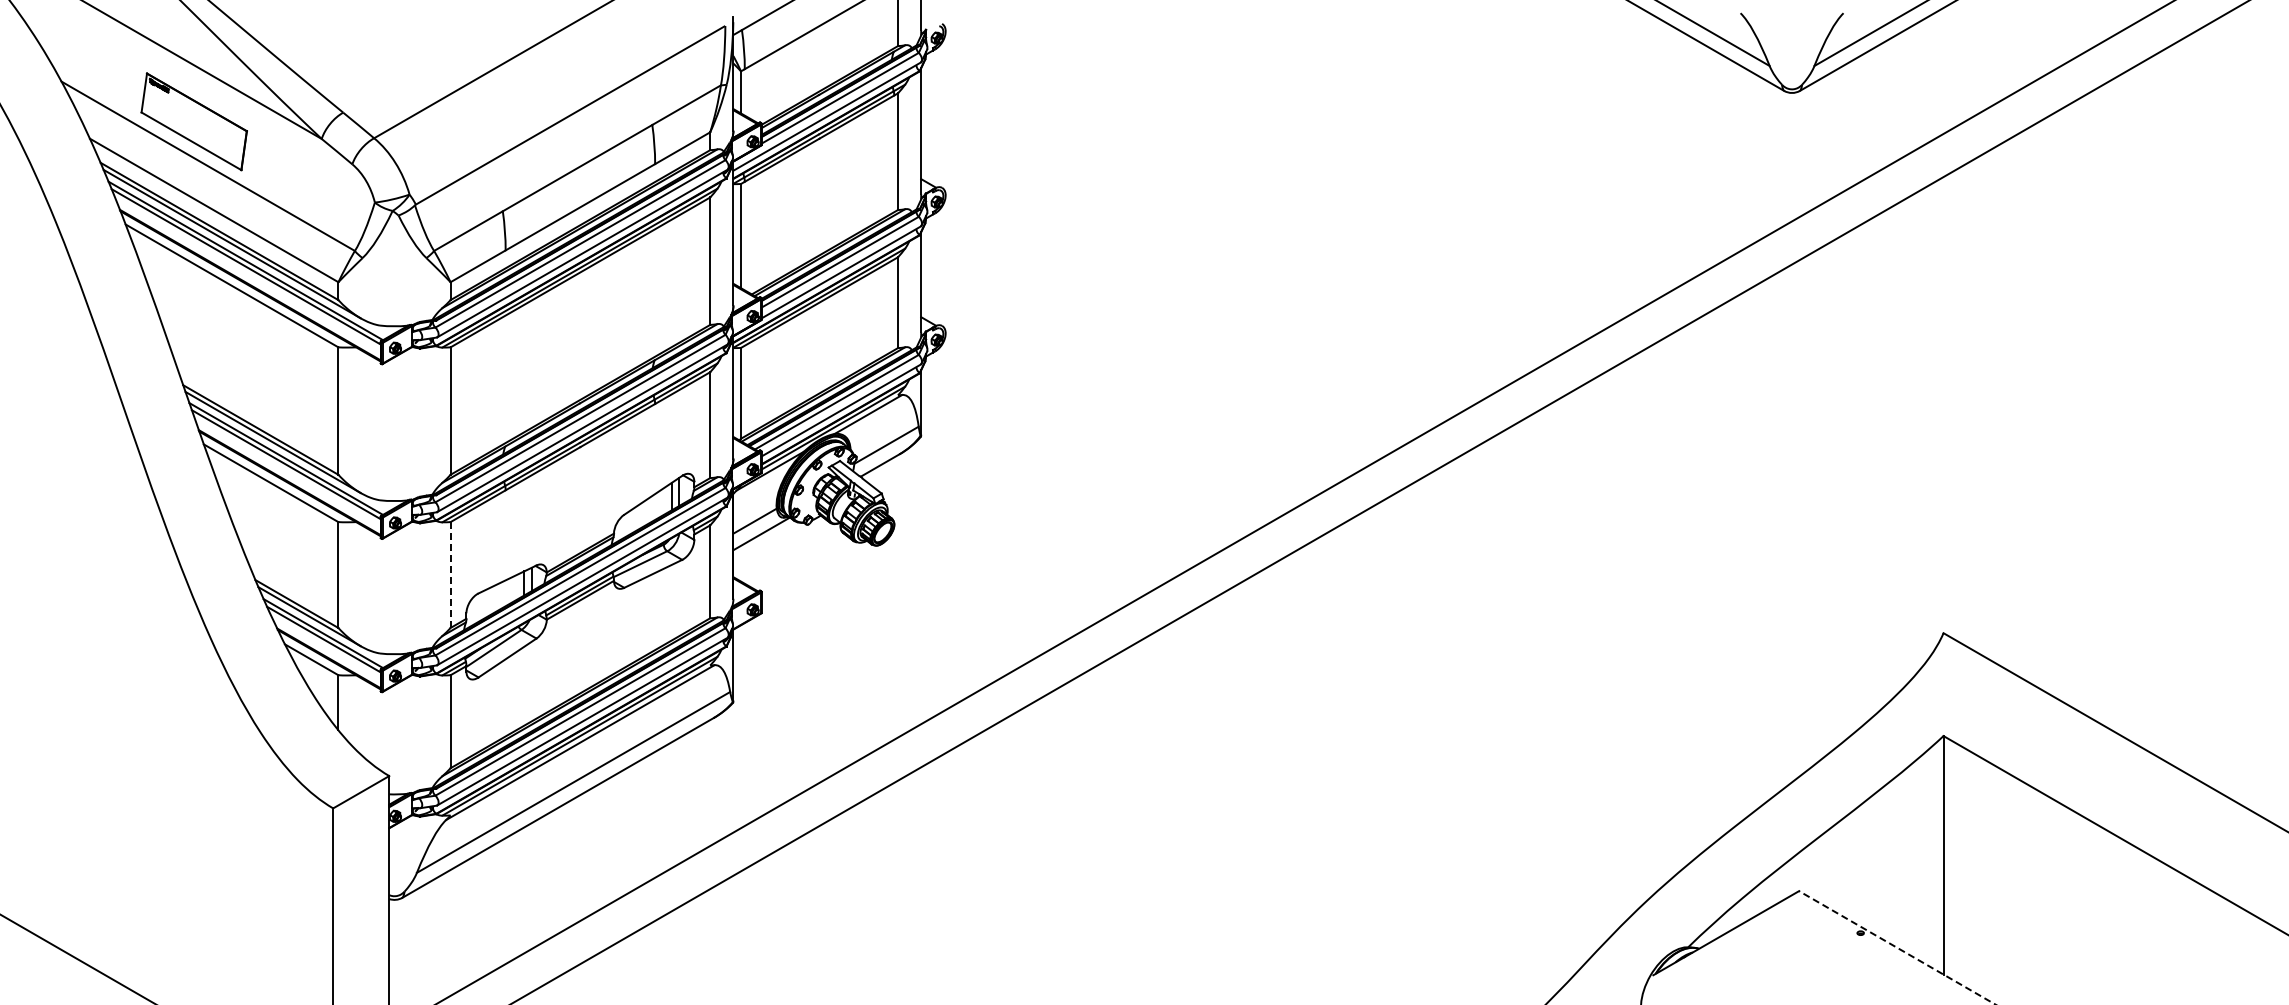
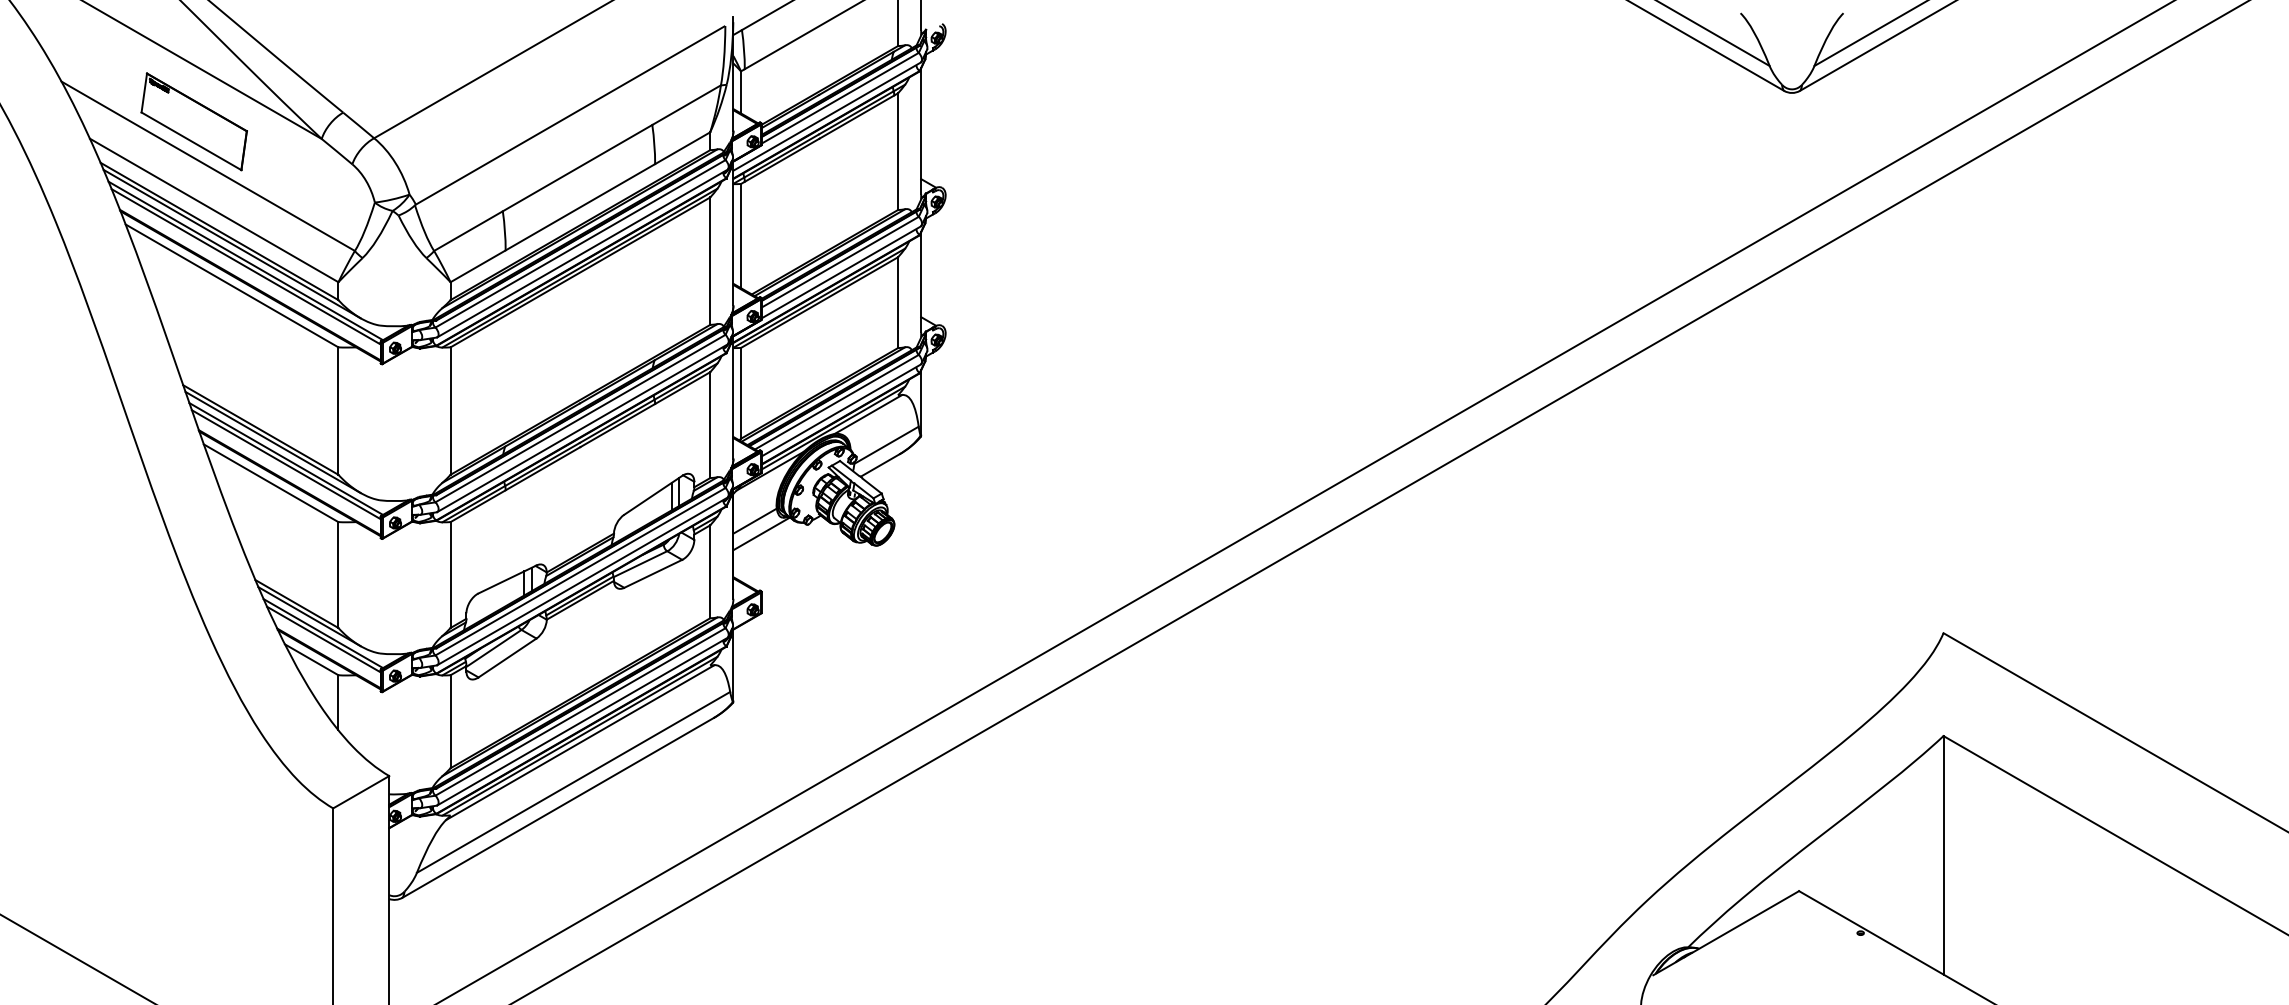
line: dashed -> solid (450, 575)
line: dashed -> solid (1897, 947)
